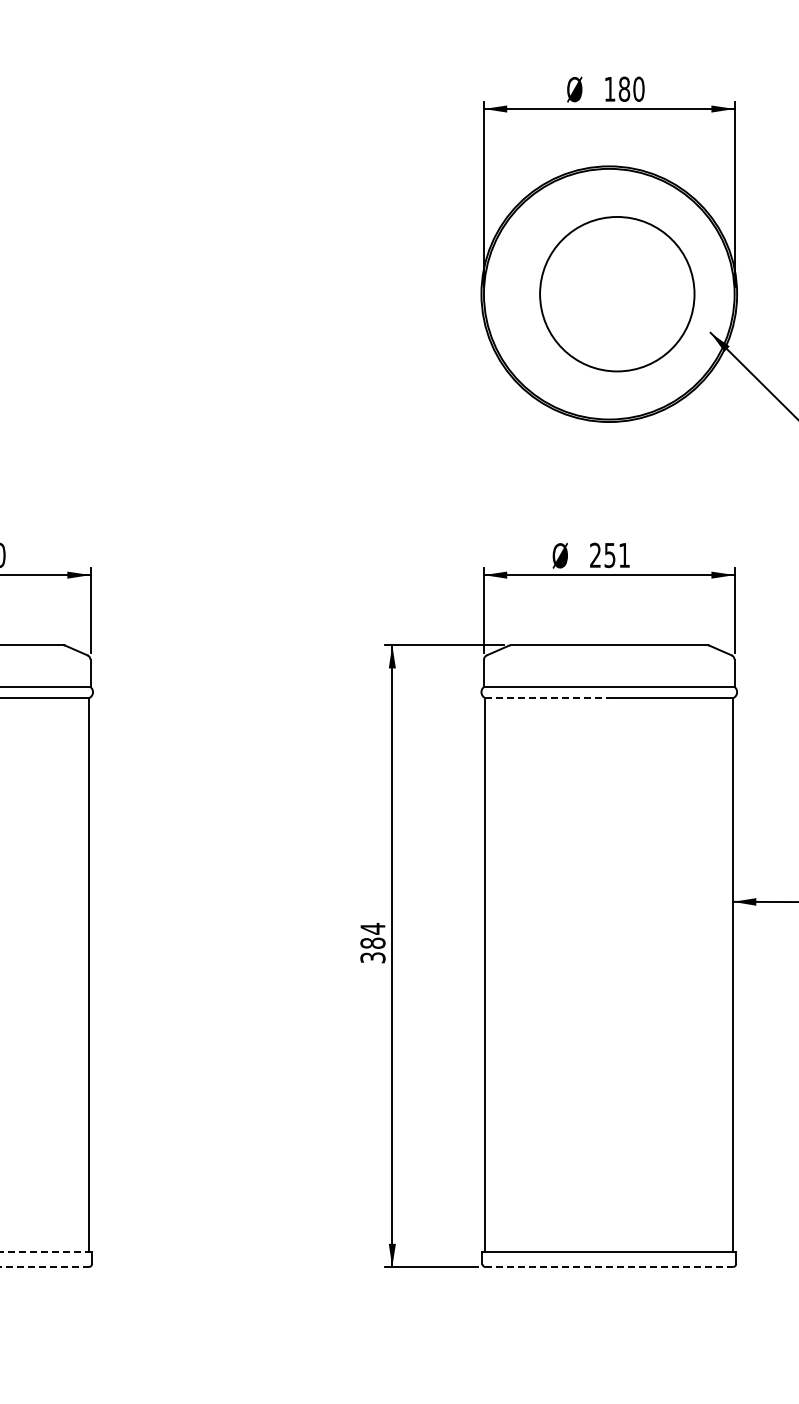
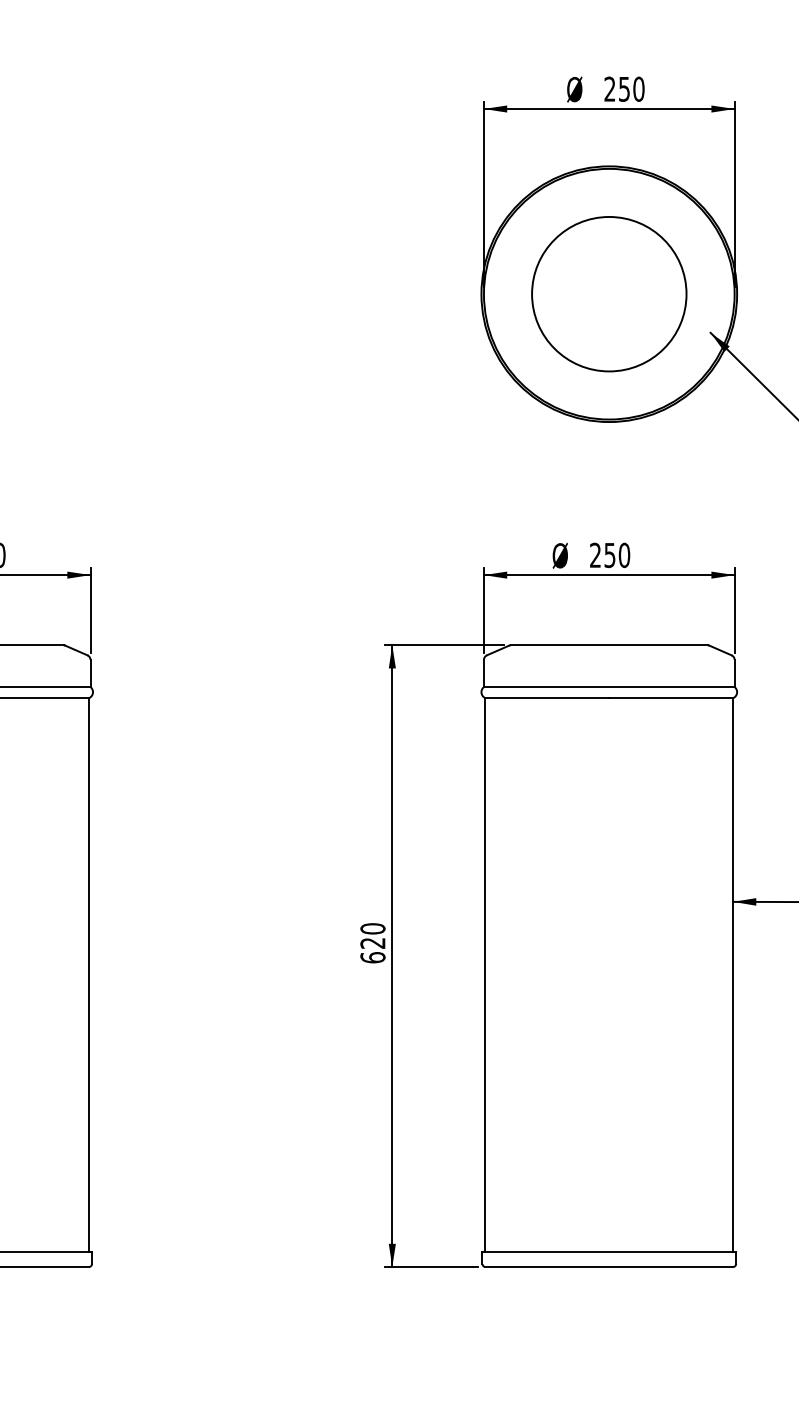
text: 180 -> 250 (617, 88)
circle position: (617, 294) -> (609, 294) (609, 294)
text: 251 -> 250 (624, 555)
line: dashed -> solid (547, 698)
text: 384 -> 620 (372, 942)
line: dashed -> solid (46, 1251)
line: dashed -> solid (45, 1266)
line: dashed -> solid (609, 1266)
